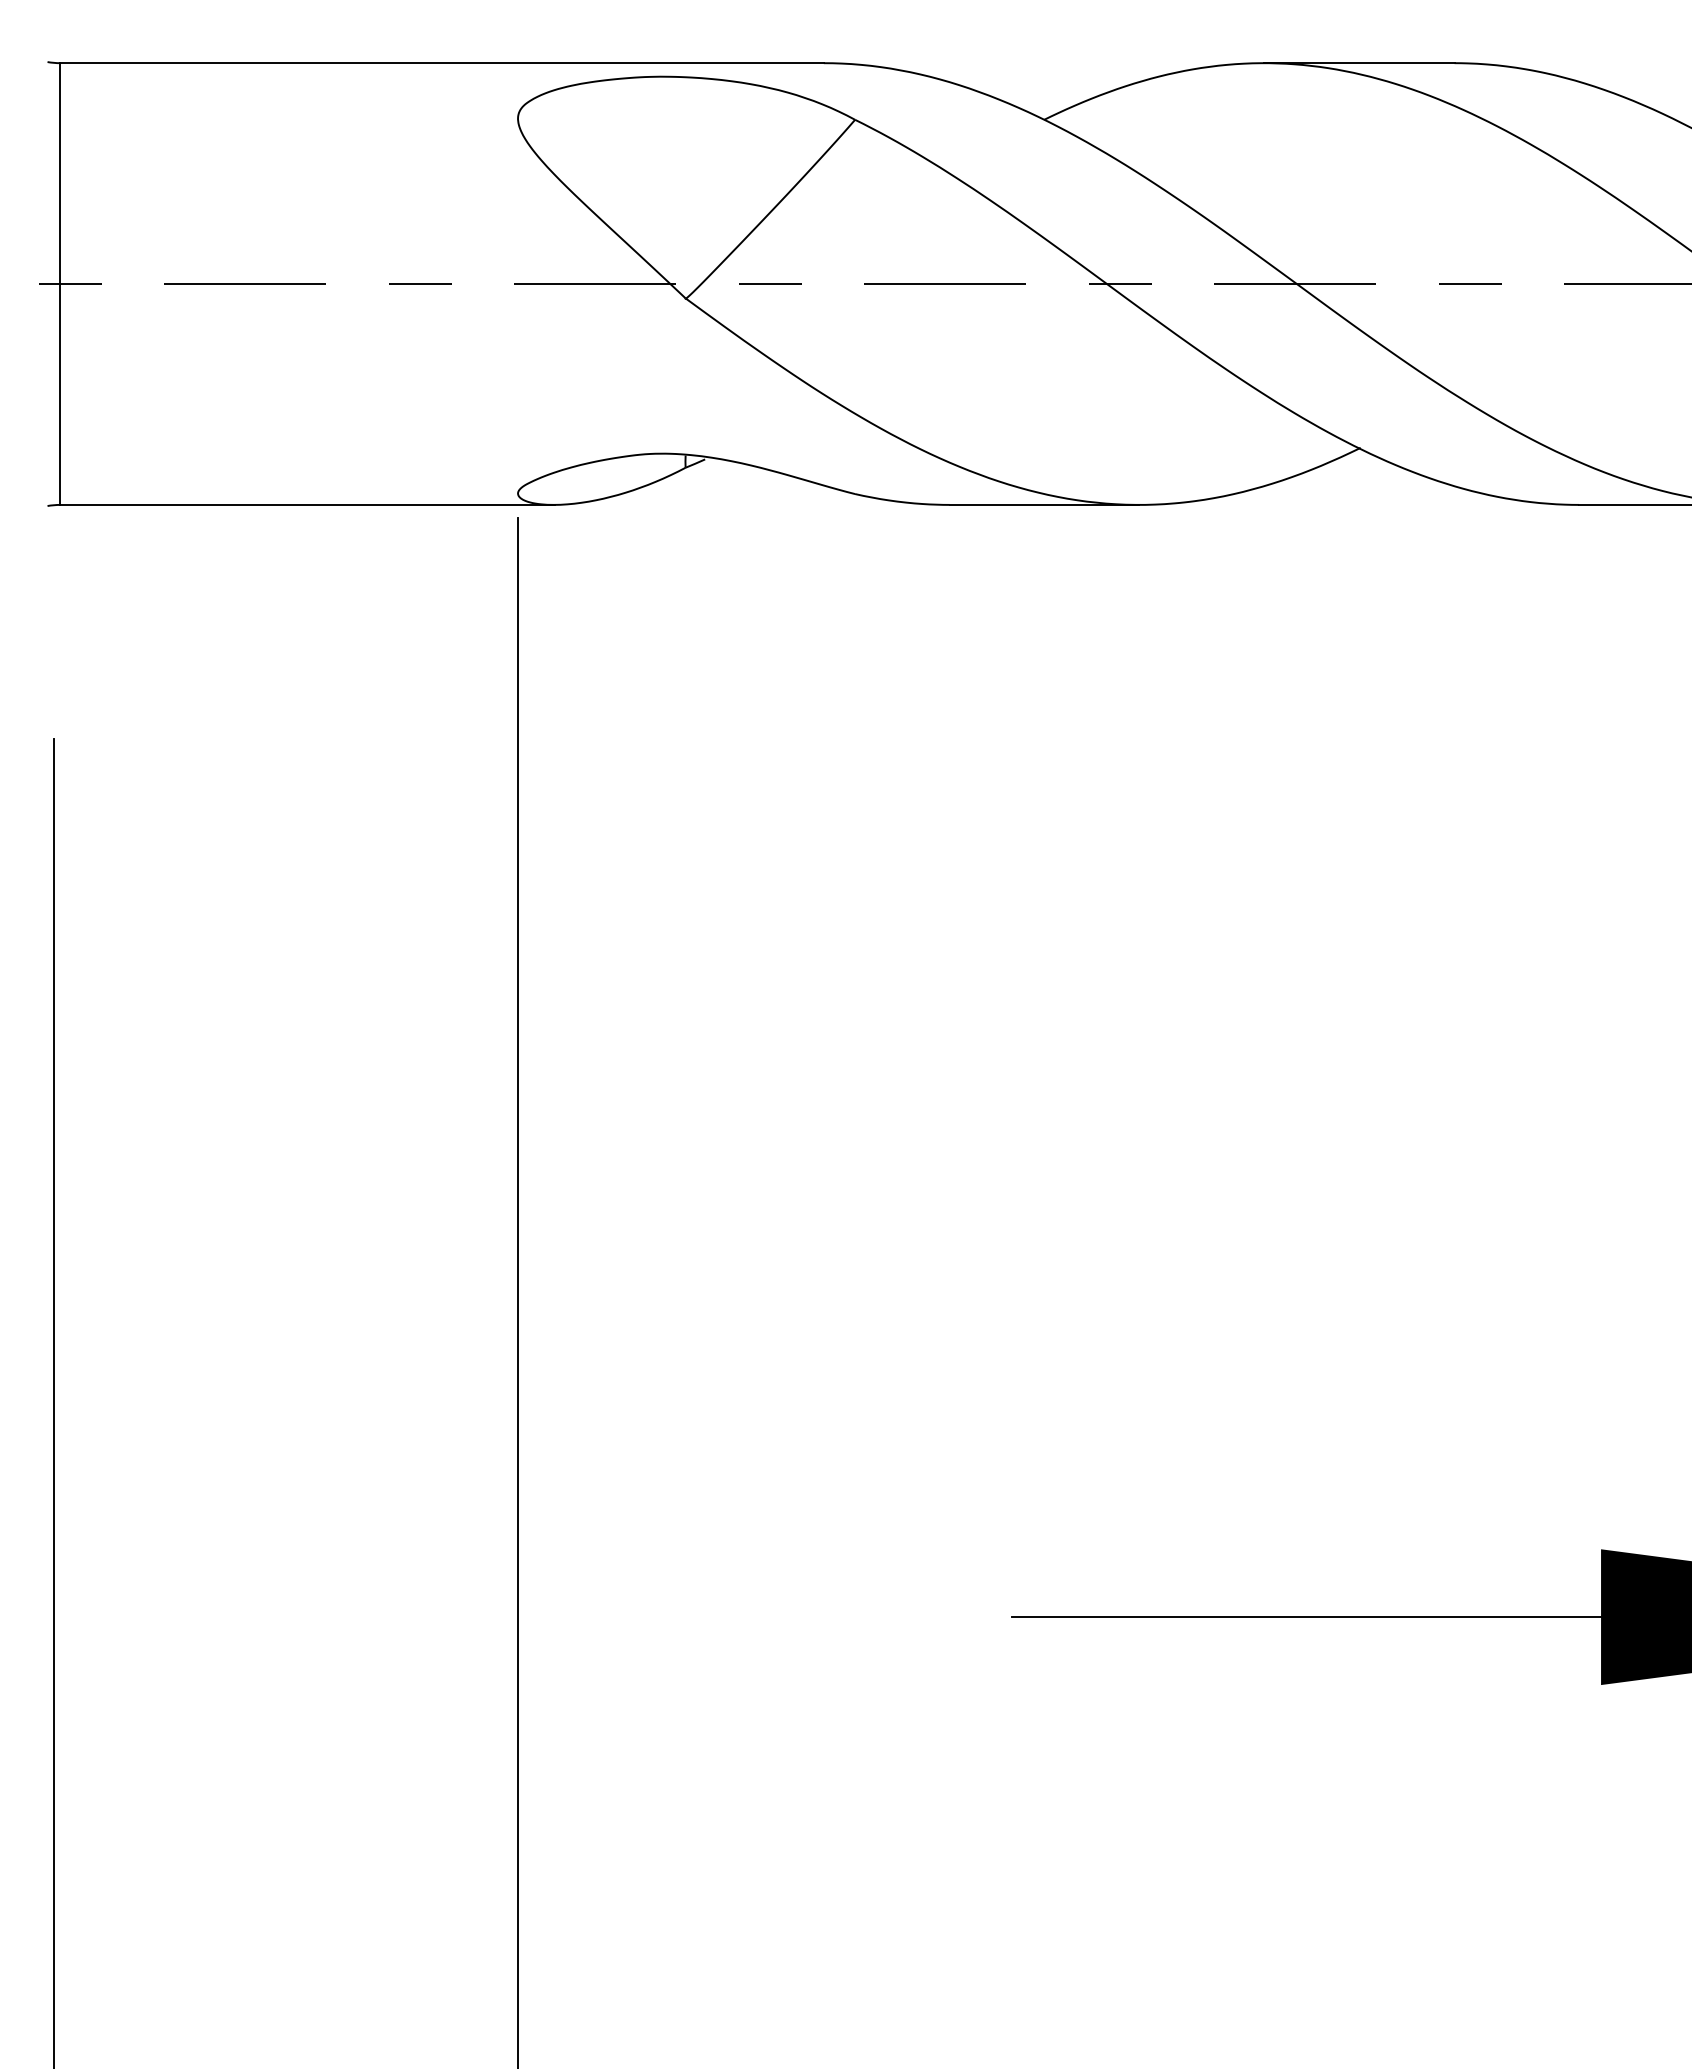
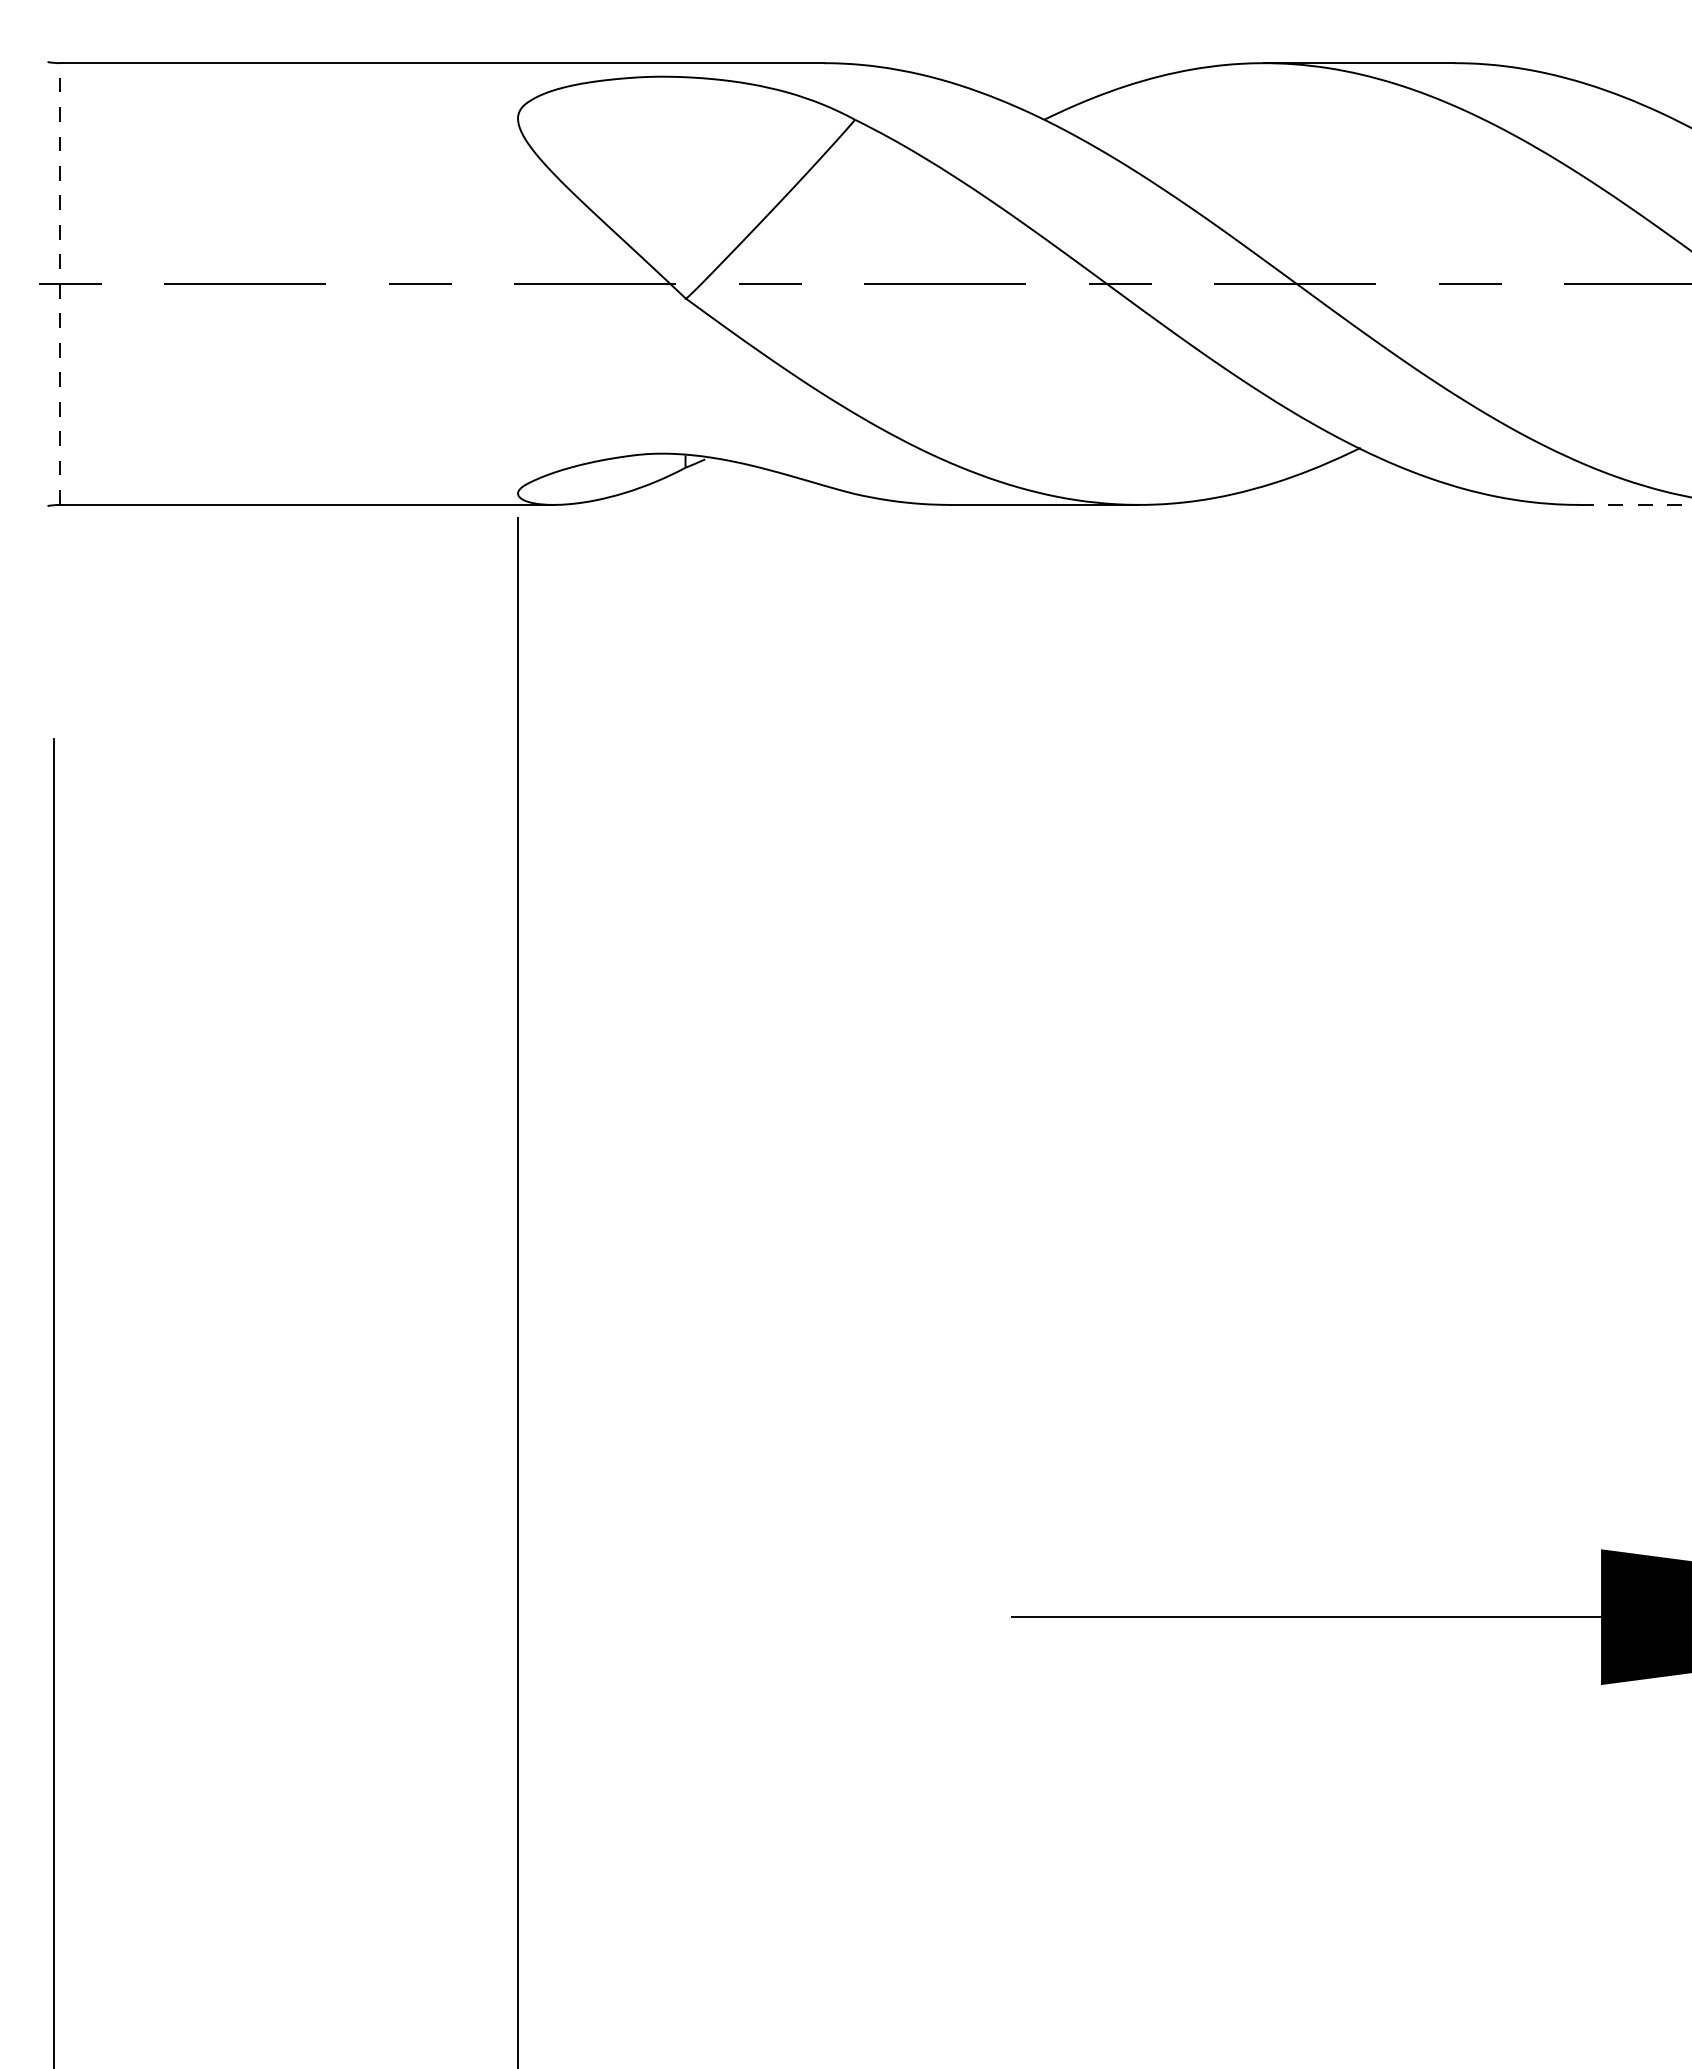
line: solid -> dashed (60, 284)
line: solid -> dashed (1635, 504)
